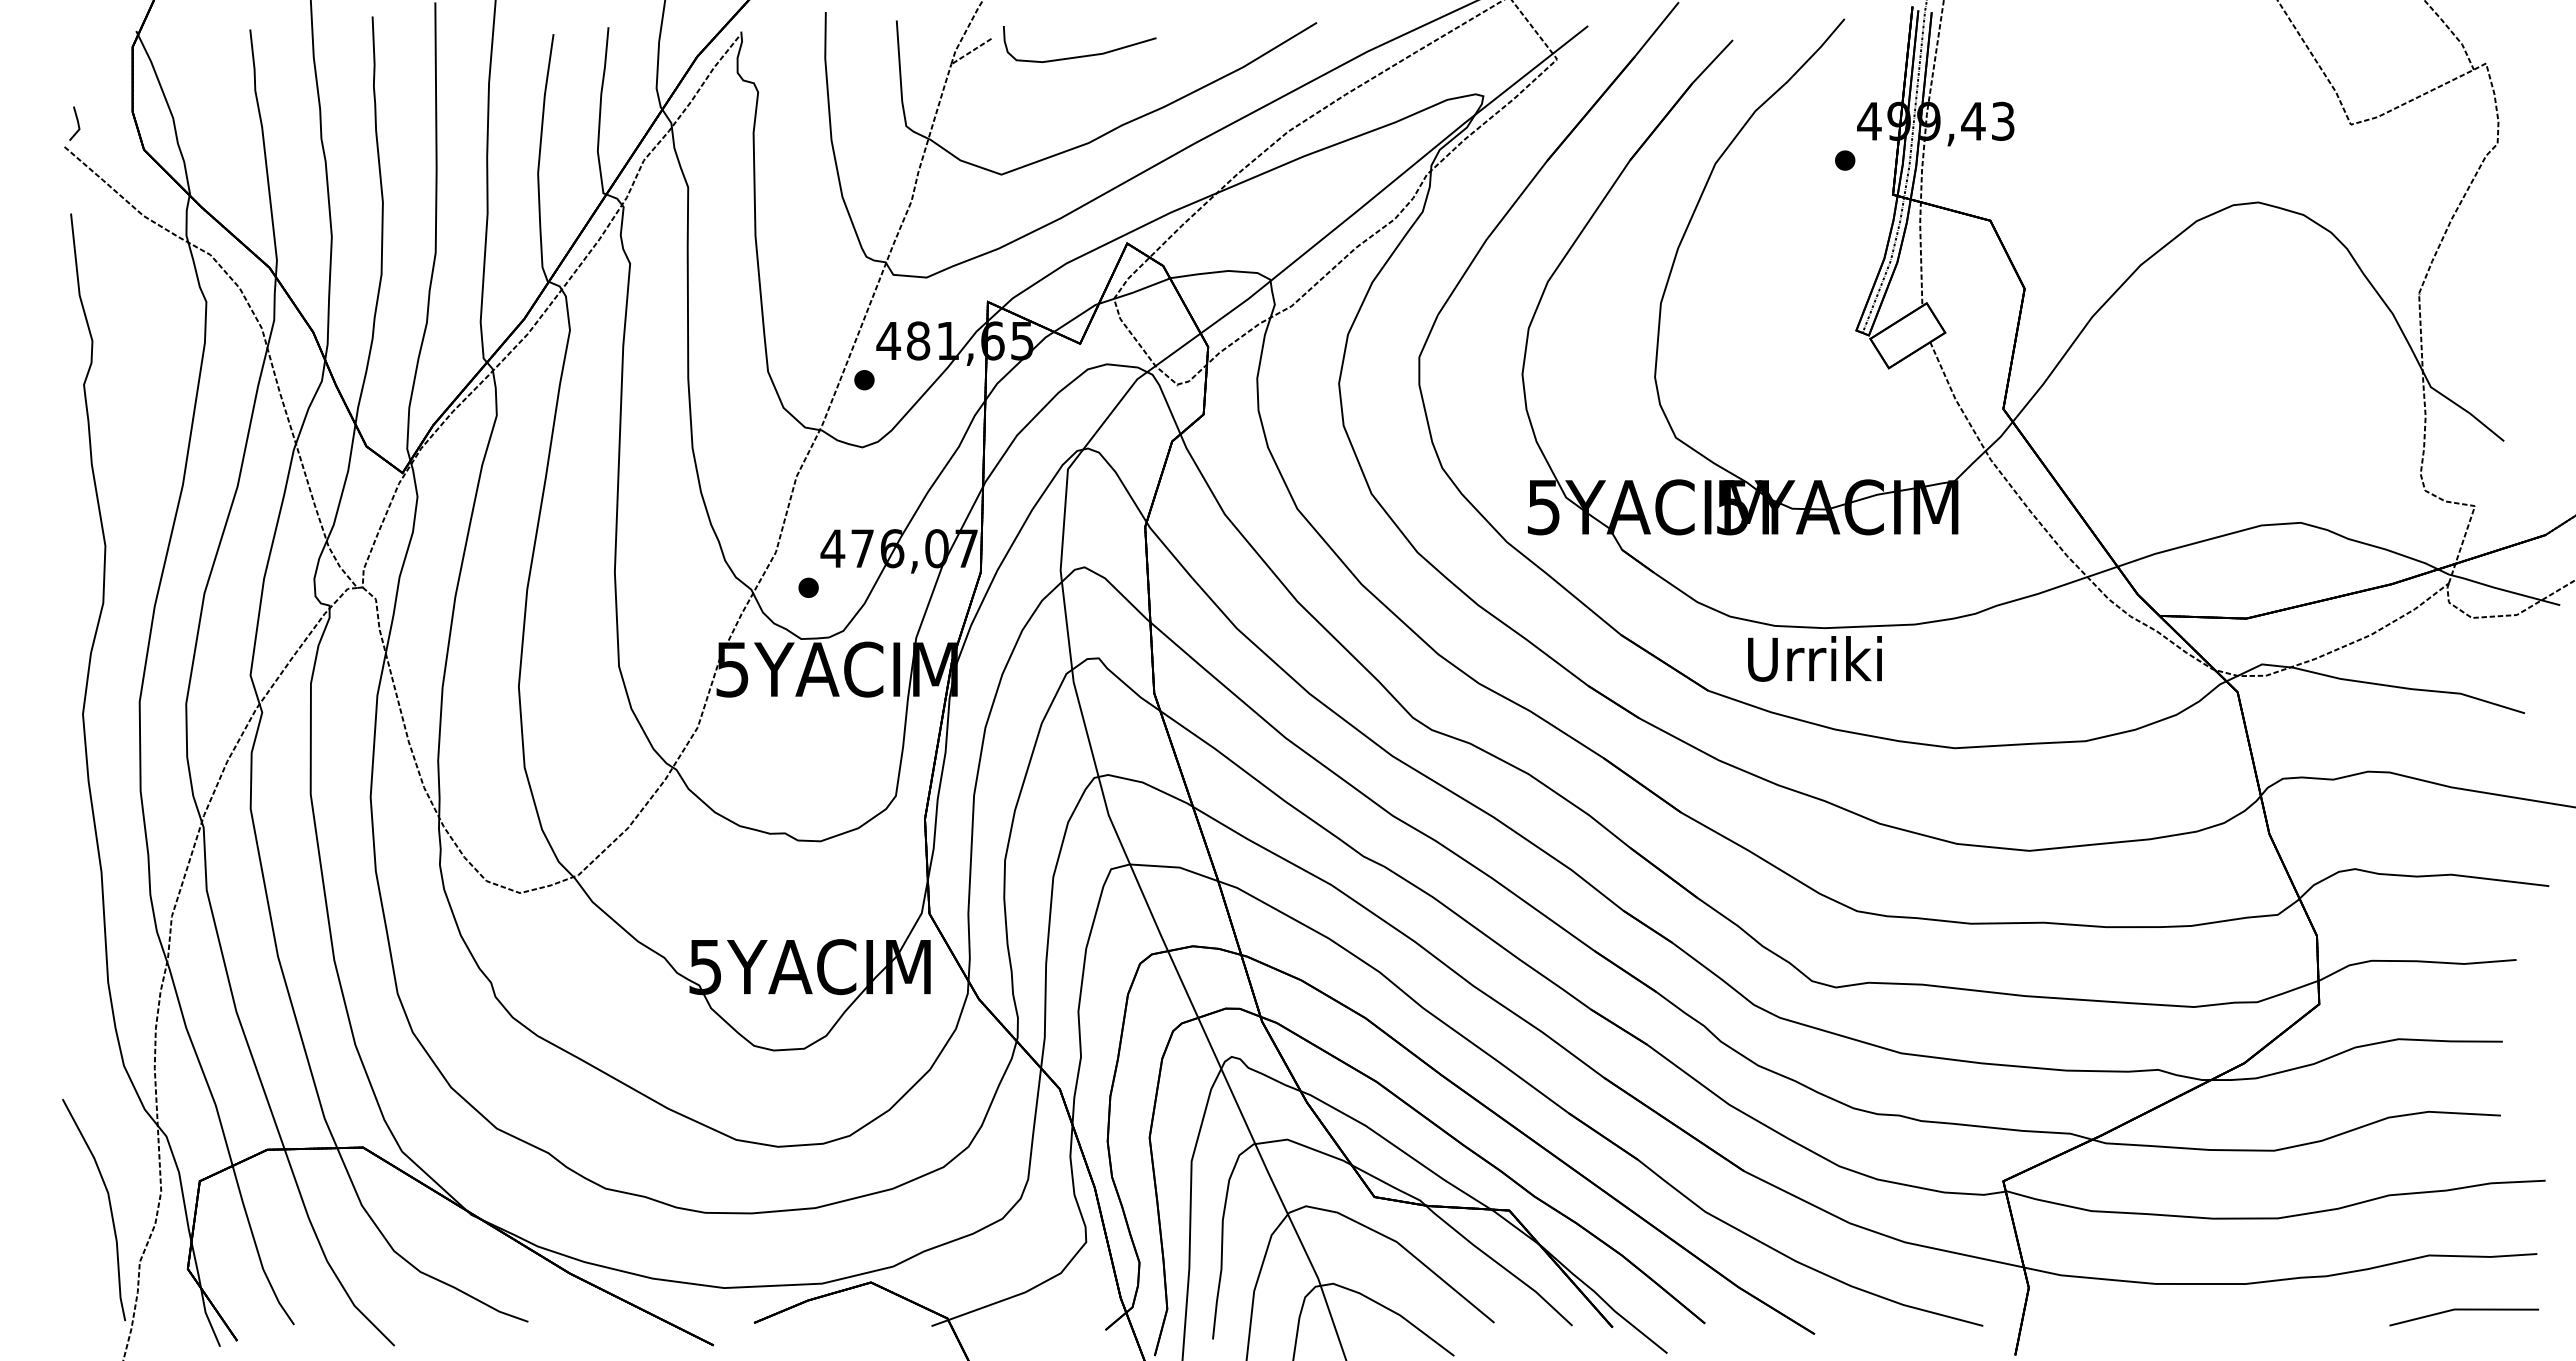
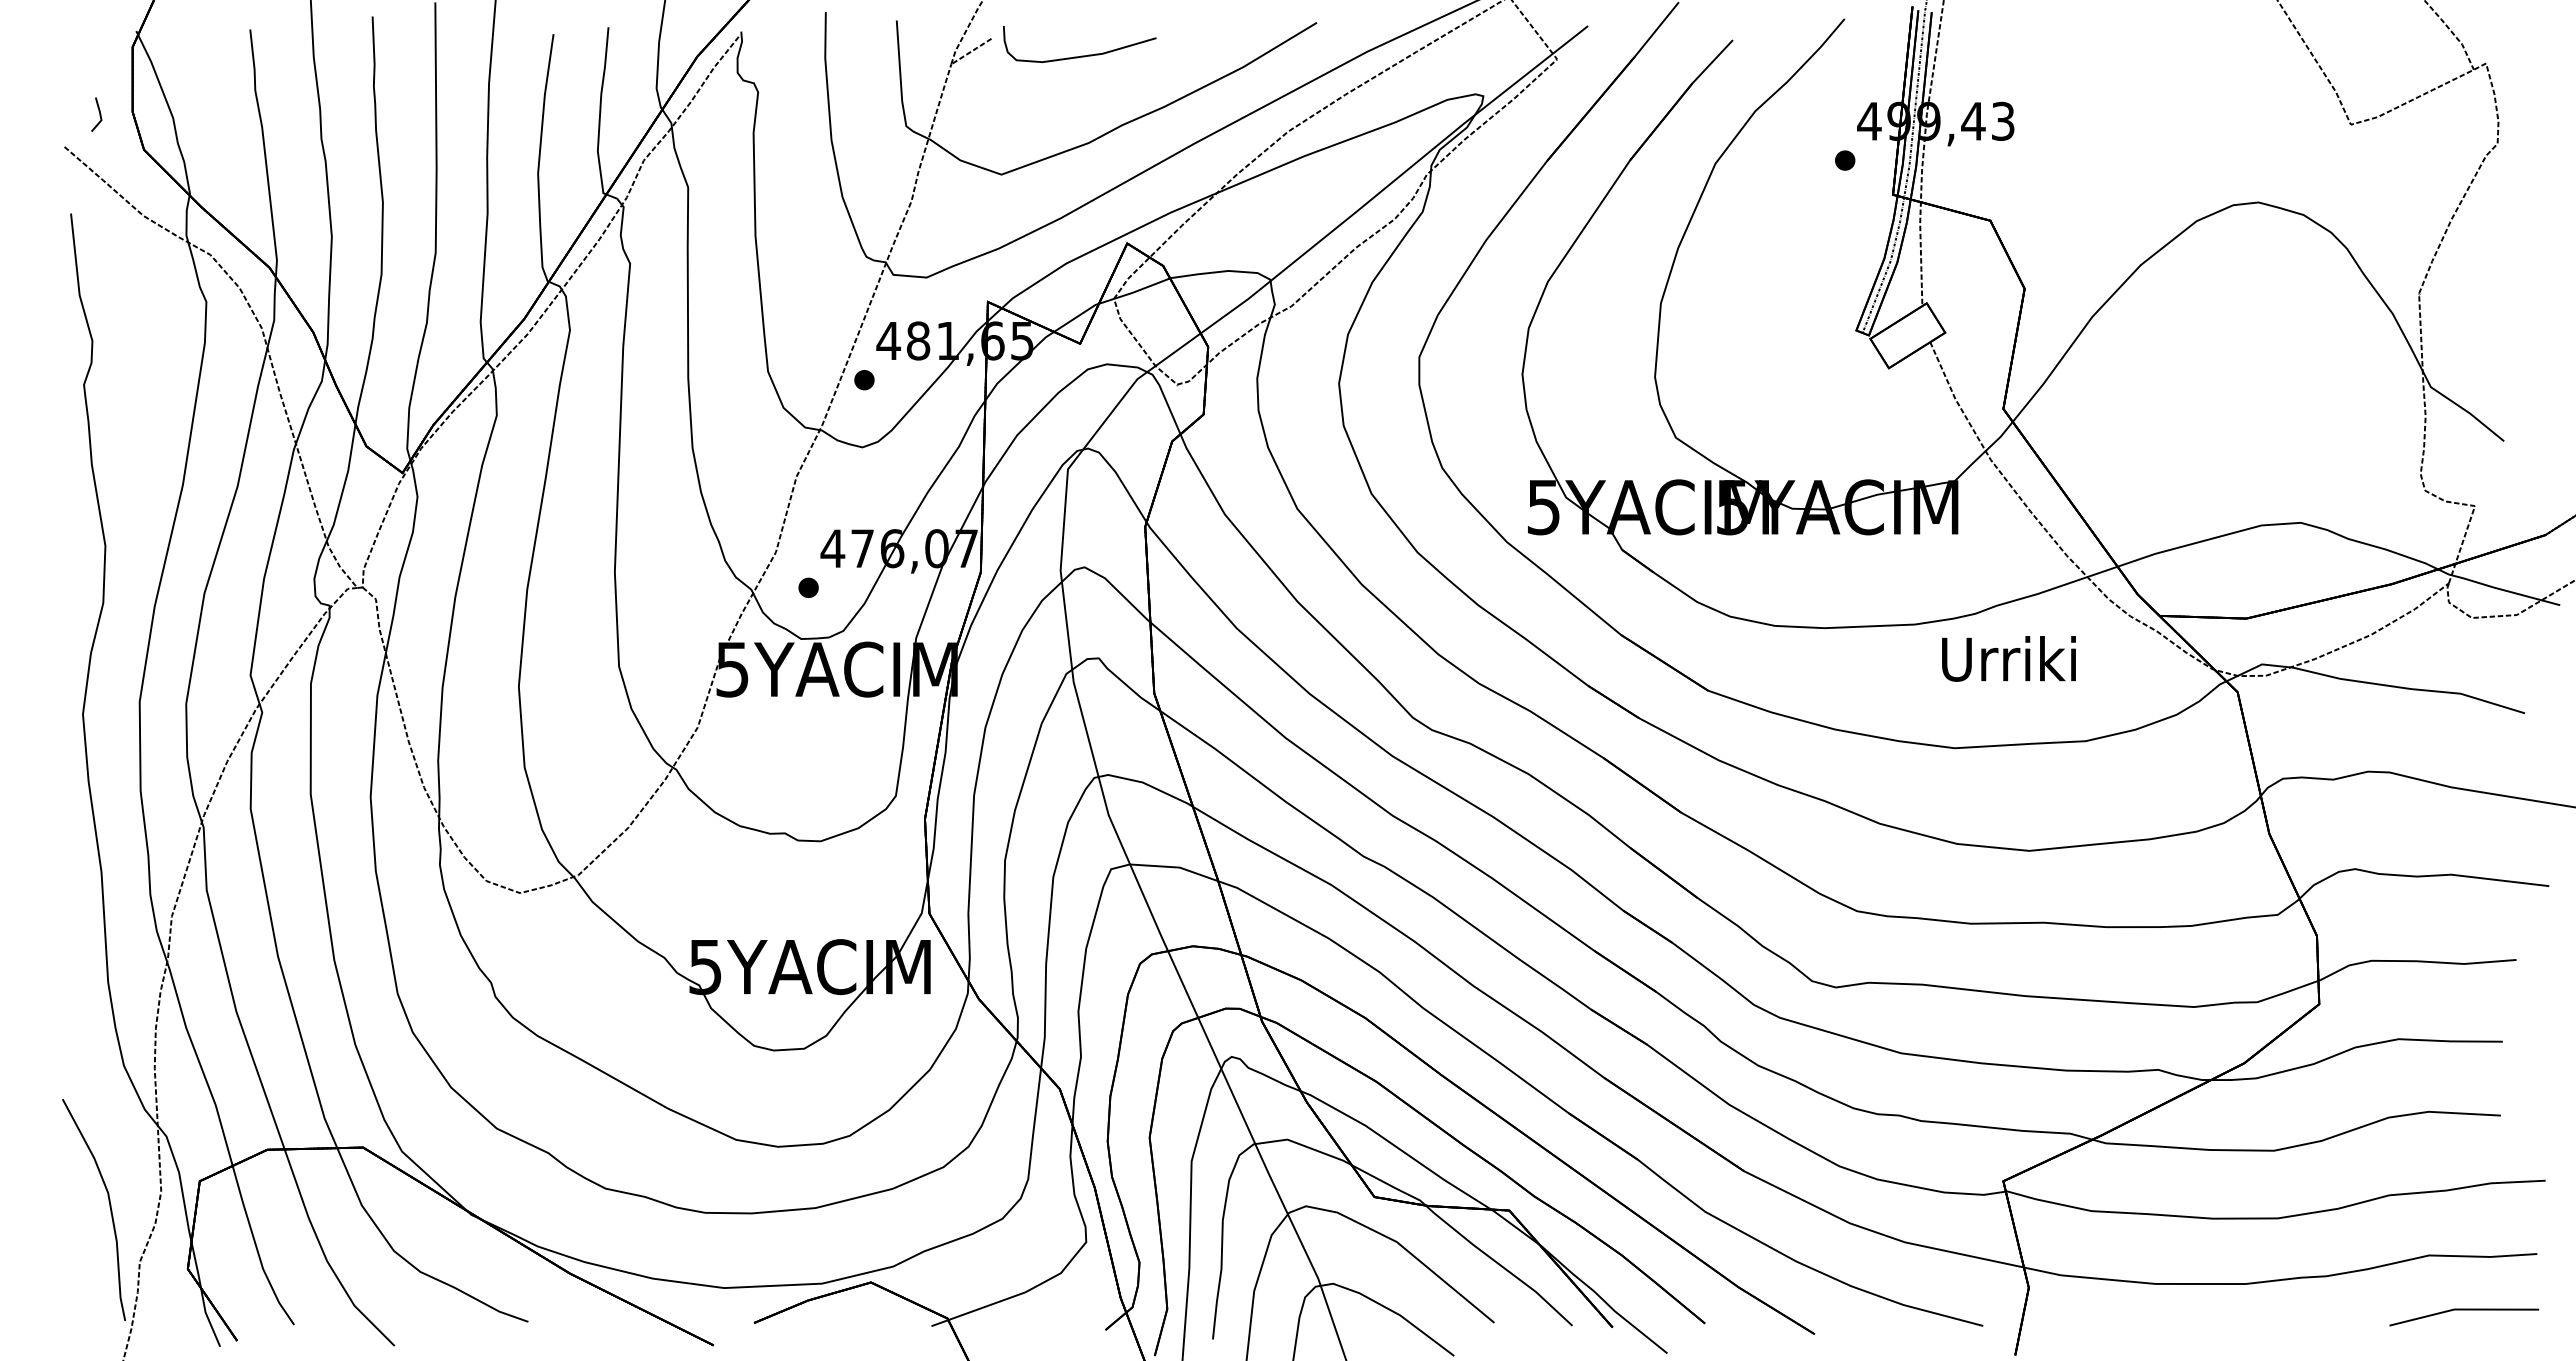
line position: (77, 123) -> (99, 114) (99, 114)
text position: (1814, 658) -> (2008, 658) (2008, 658)
